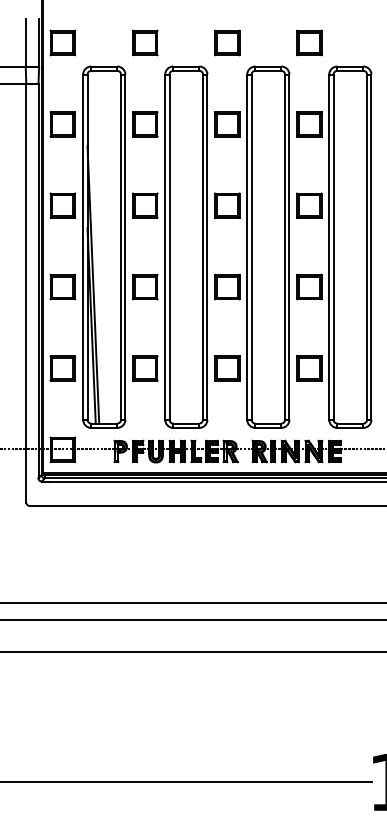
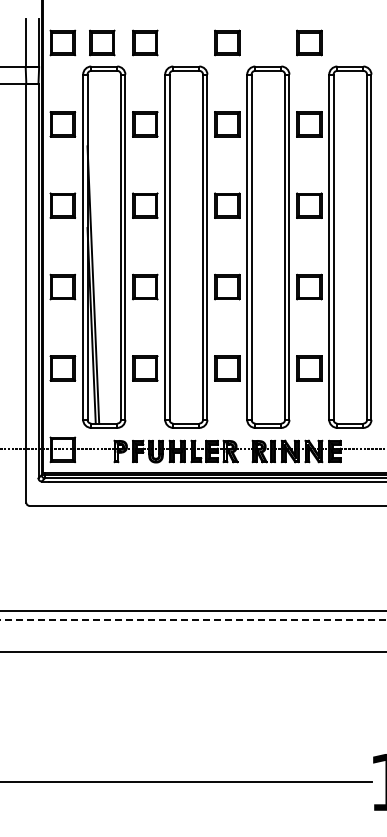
part: none -> present (102, 42)
line position: (192, 603) -> (192, 611) (192, 611)
line: solid -> dashed (194, 619)
